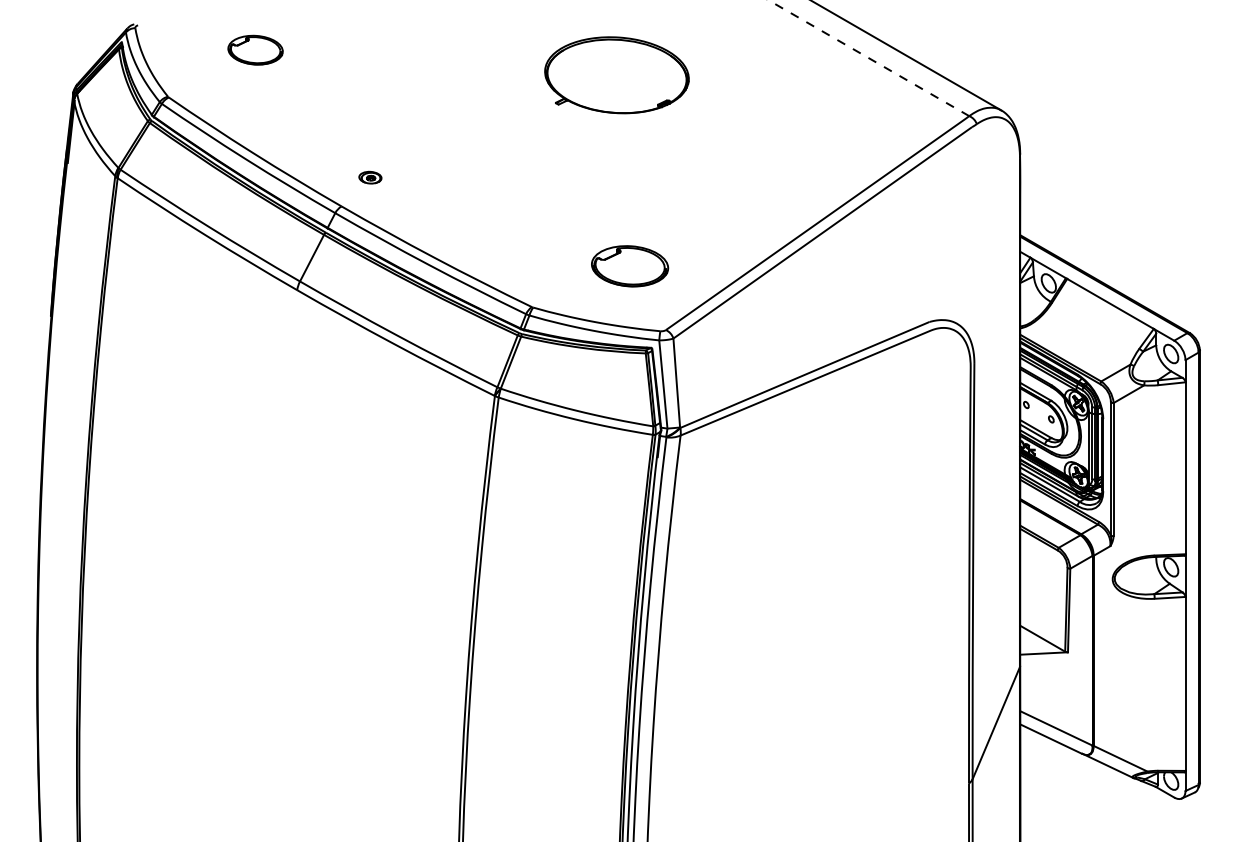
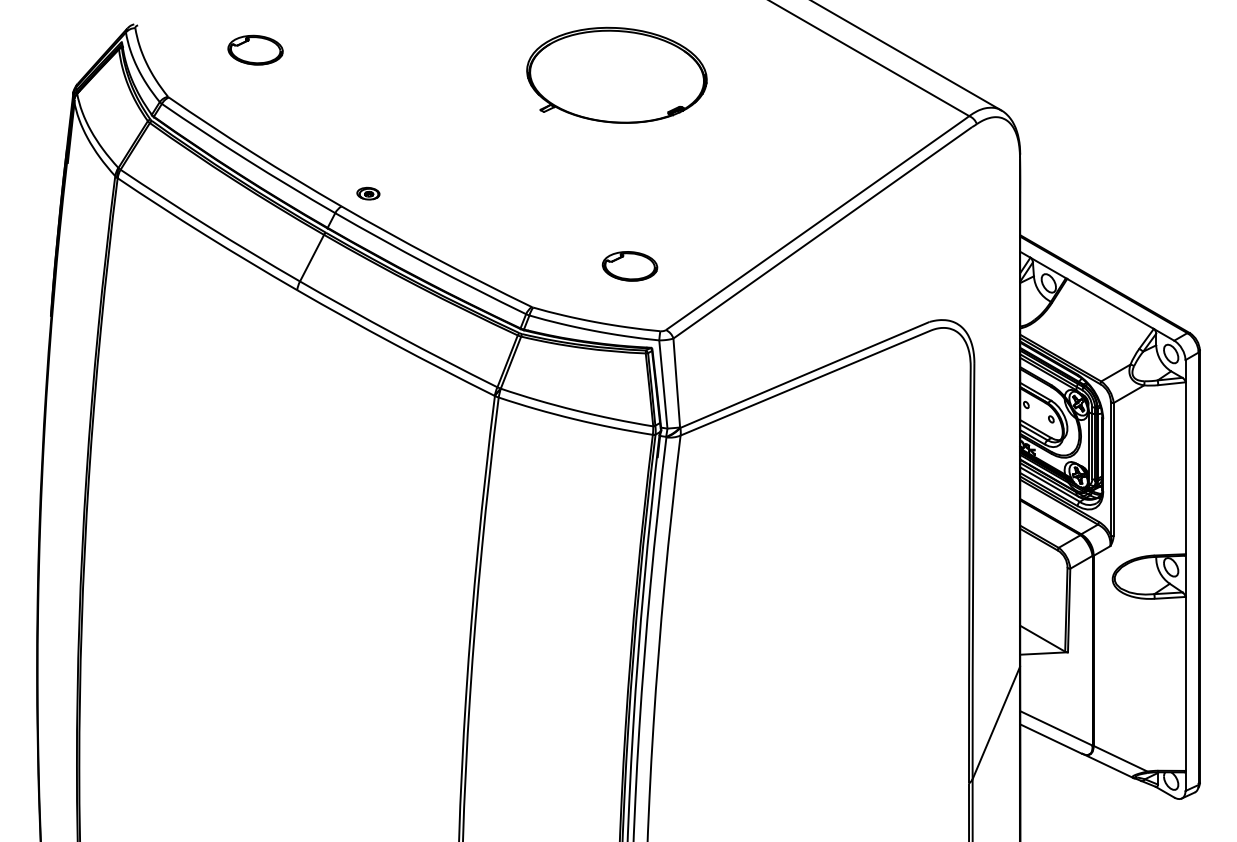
line: dashed -> solid (868, 58)
part size: 146x79 px -> 182x98 px (616, 74)
part position: (370, 177) -> (368, 193) (368, 193)
part size: 79x43 px -> 58x31 px (629, 266)
